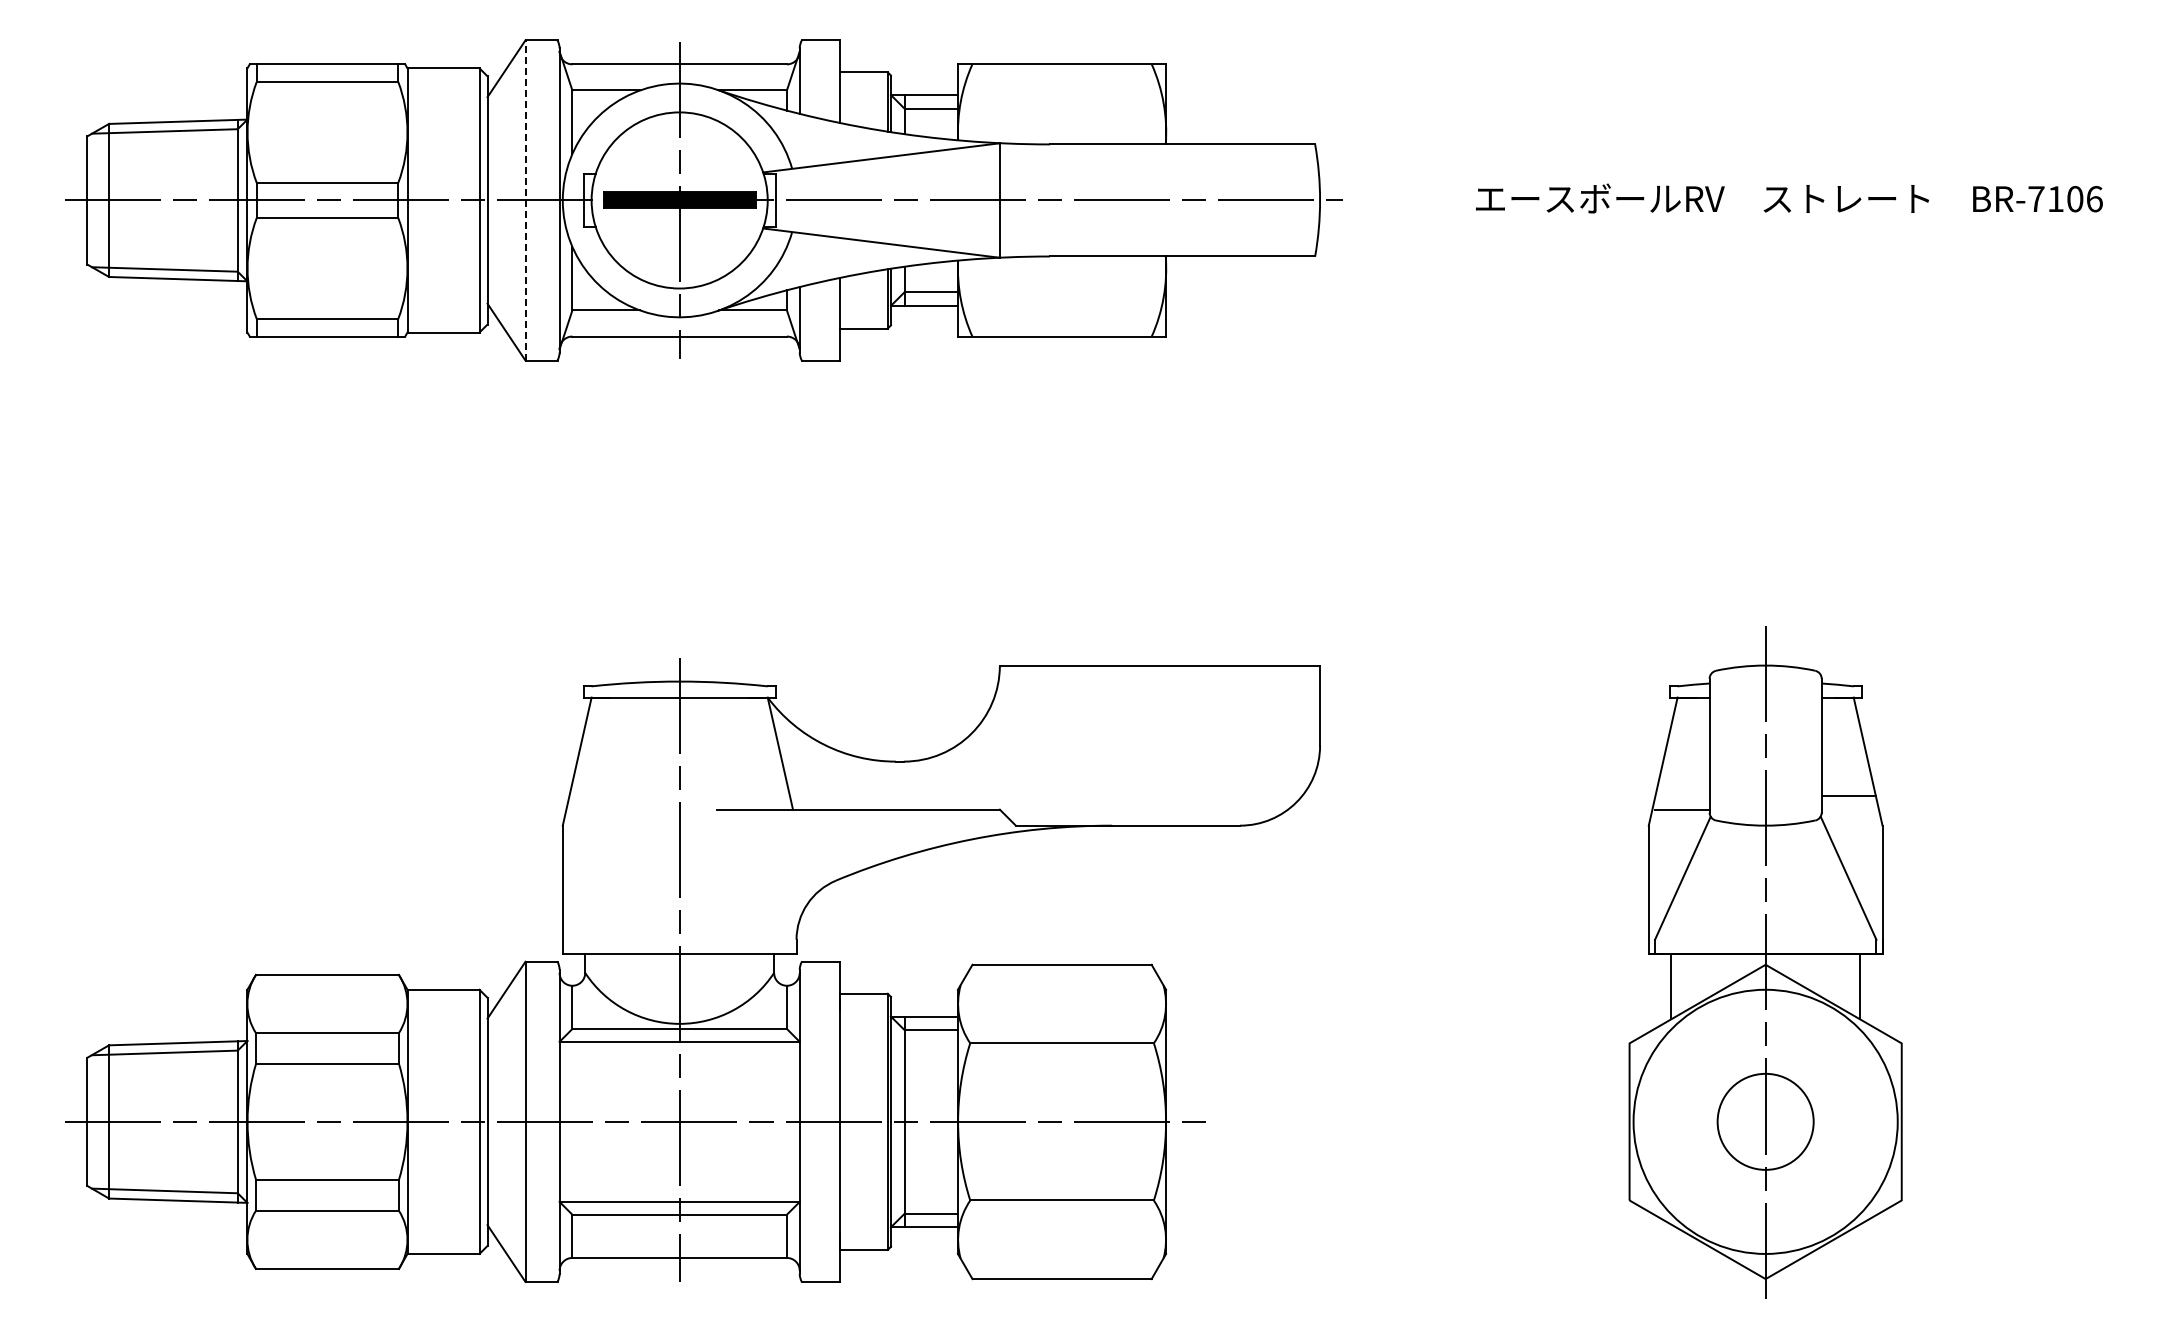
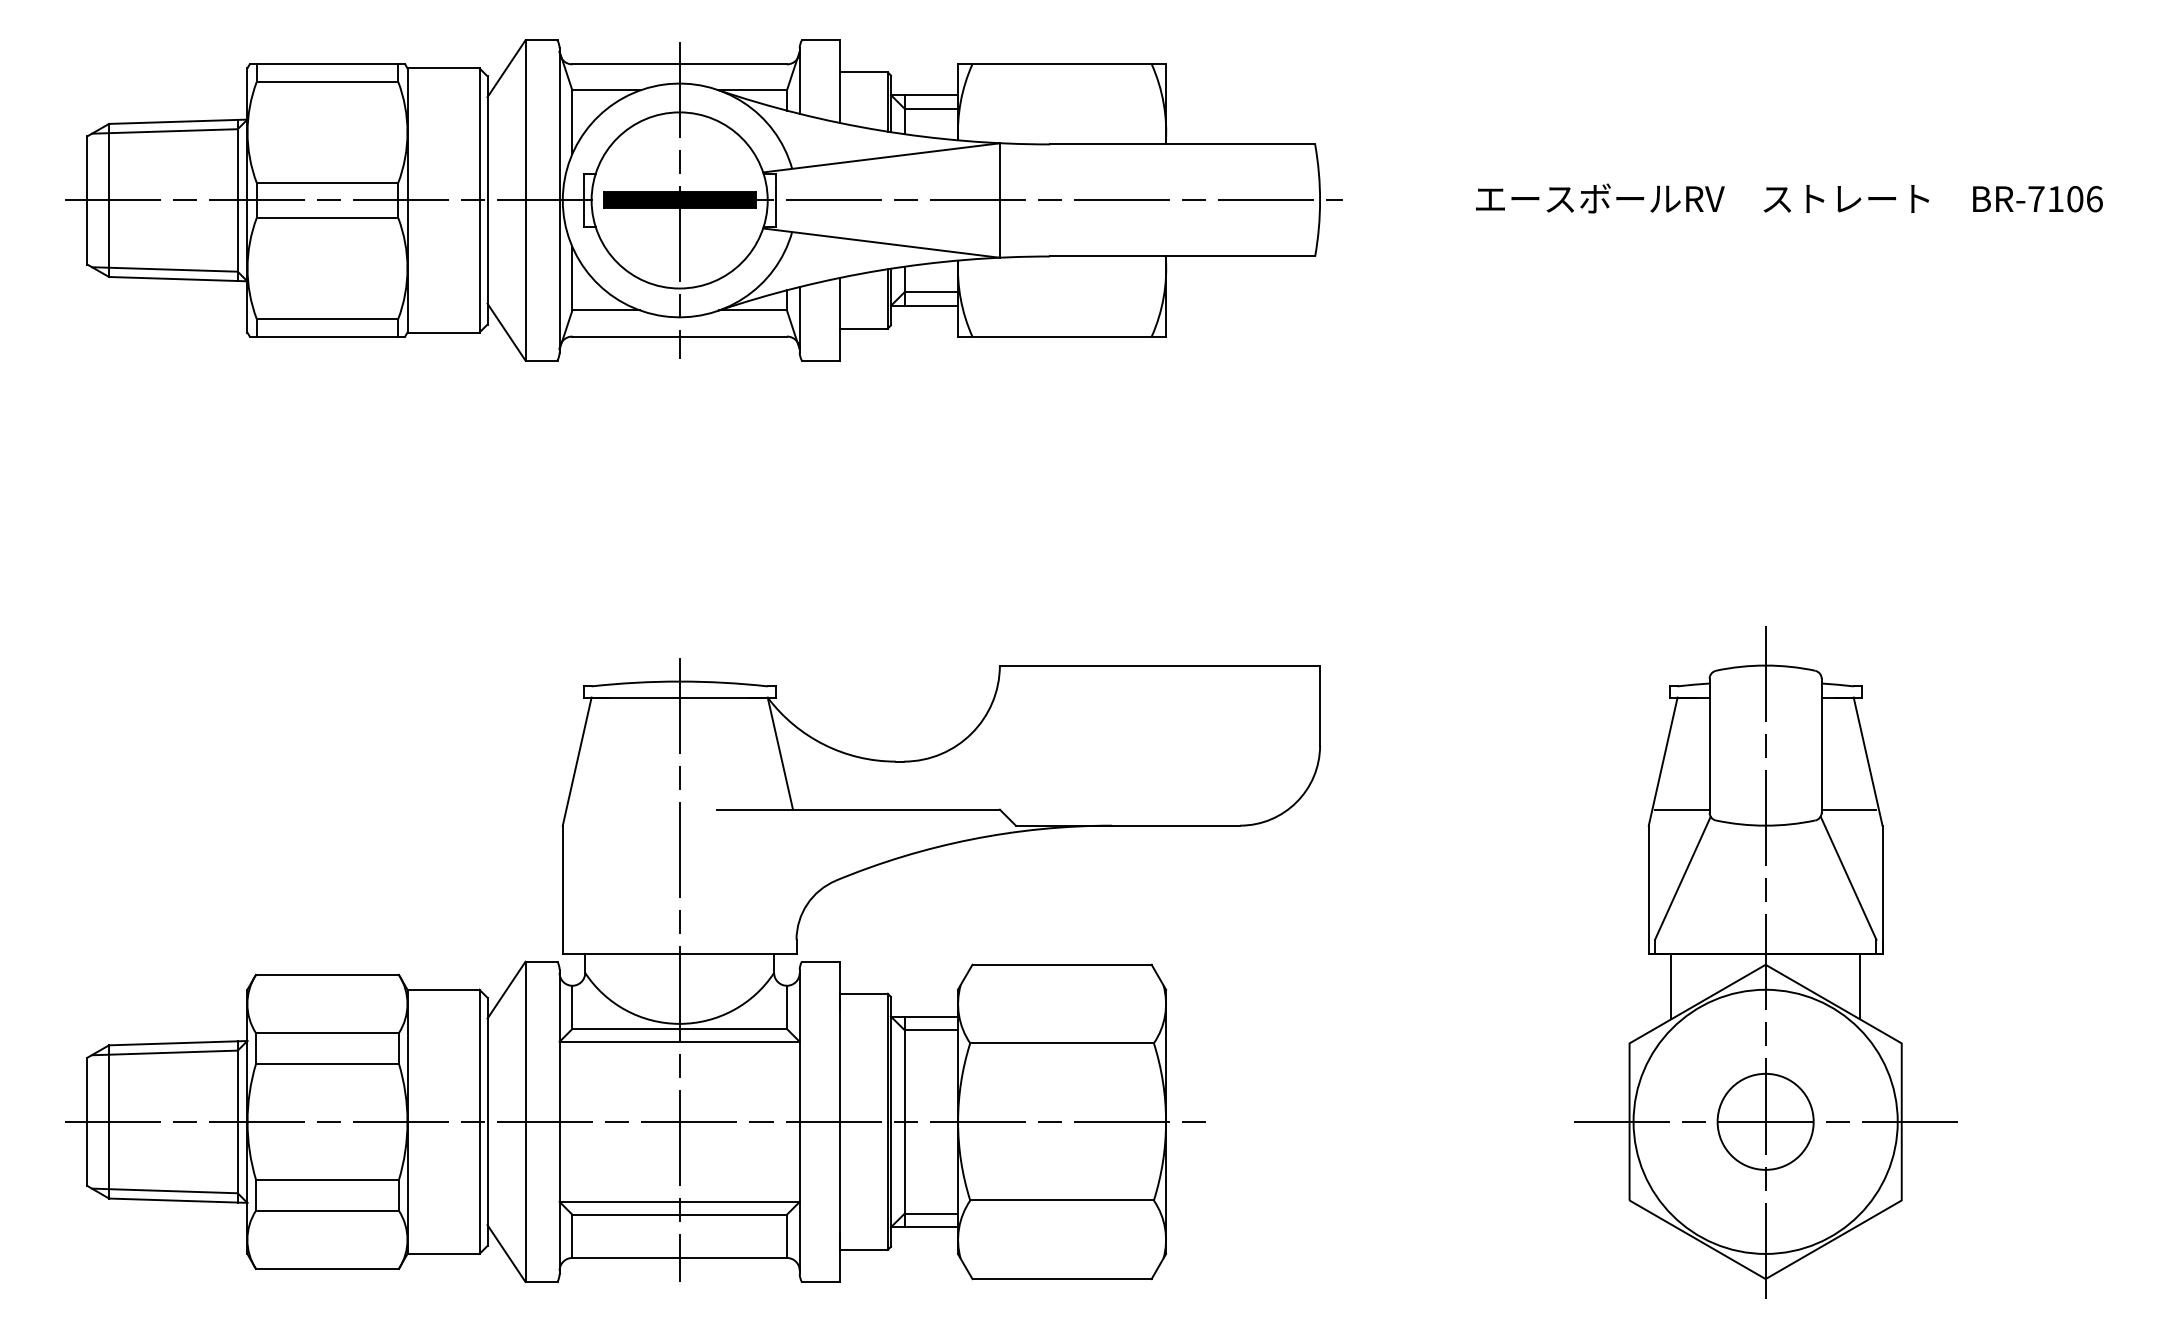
line: dashed -> solid (525, 199)
line position: (1848, 795) -> (1848, 809) (1848, 809)
line: none -> present (1765, 1121)
